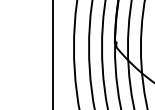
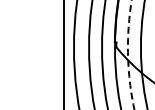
line position: (52, 54) -> (63, 54) (63, 54)
arc: solid -> dashed (128, 55)
